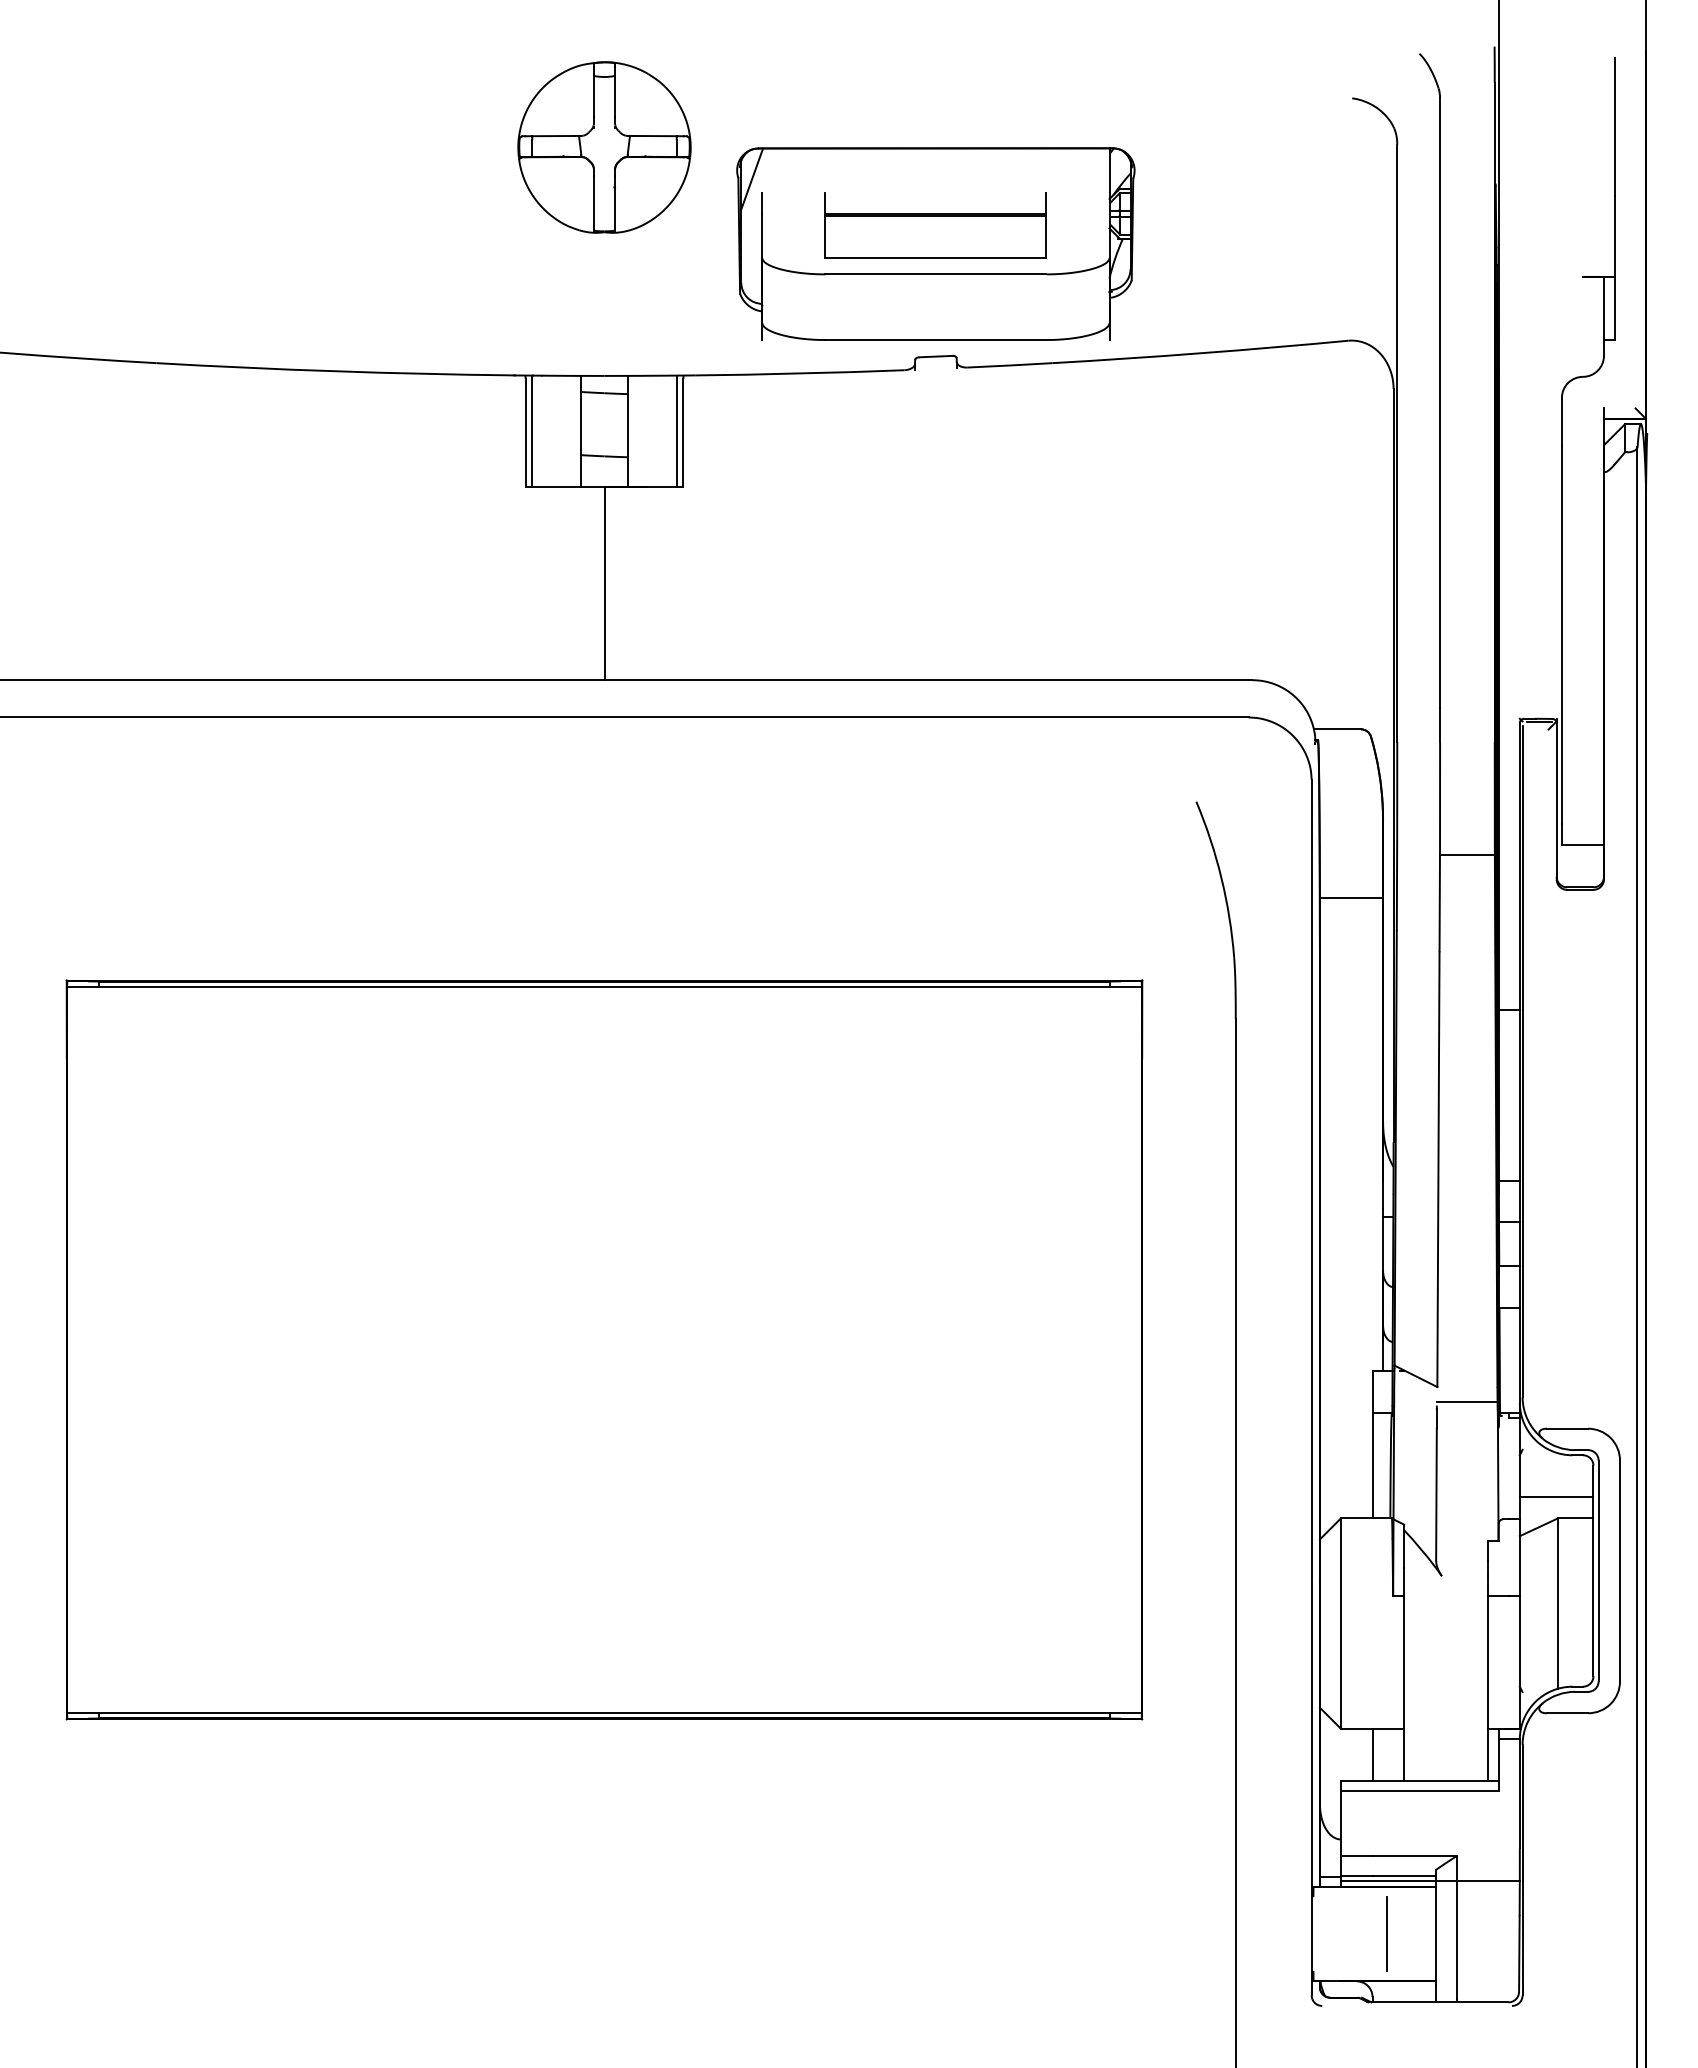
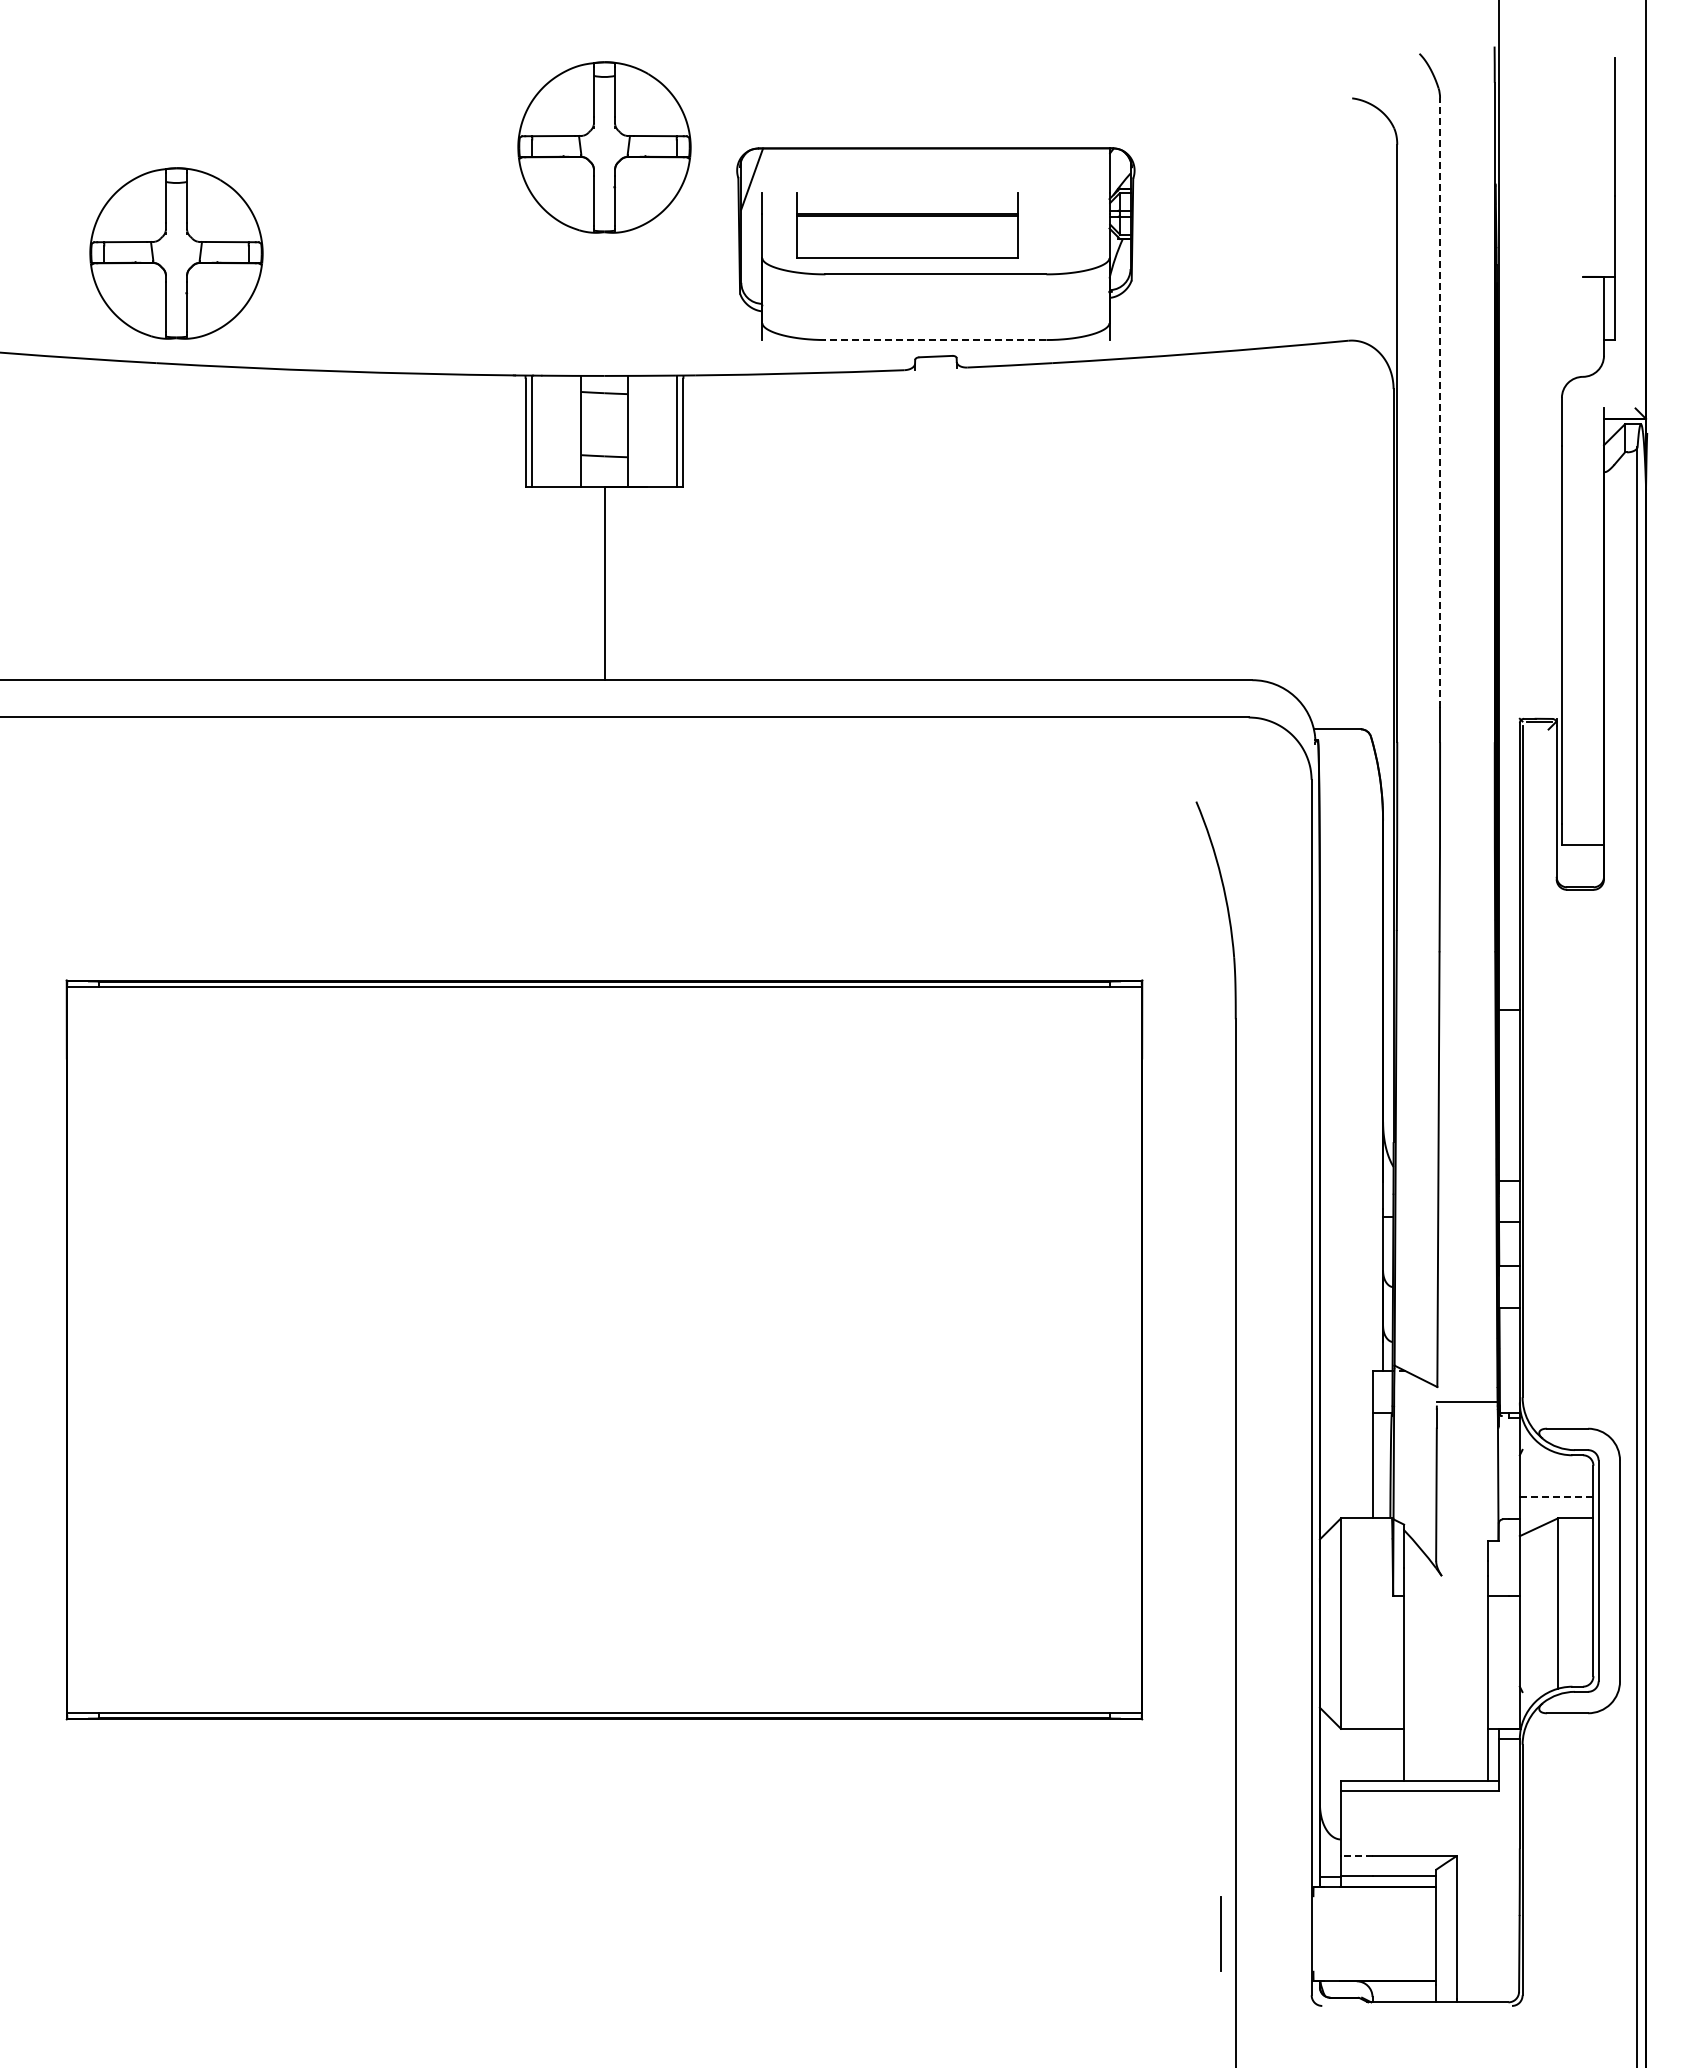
part position: (935, 225) -> (907, 225) (907, 225)
part: none -> present (176, 253)
line: solid -> dashed (935, 340)
line: solid -> dashed (1440, 402)
line: present -> none (1467, 854)
line: present -> none (1351, 897)
line: solid -> dashed (1556, 1497)
line: present -> none (1372, 1754)
line: solid -> dashed (1356, 1856)
line: present -> none (1429, 1881)
line position: (1386, 1933) -> (1220, 1933) (1220, 1933)
